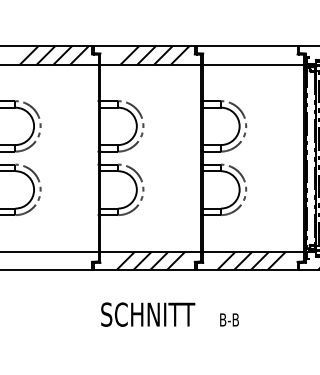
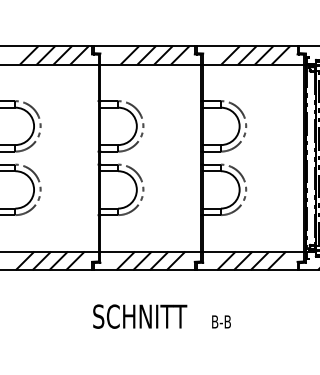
hatch: none -> present (255, 55)
hatch: none -> present (49, 260)
text position: (169, 314) -> (161, 316) (161, 316)
